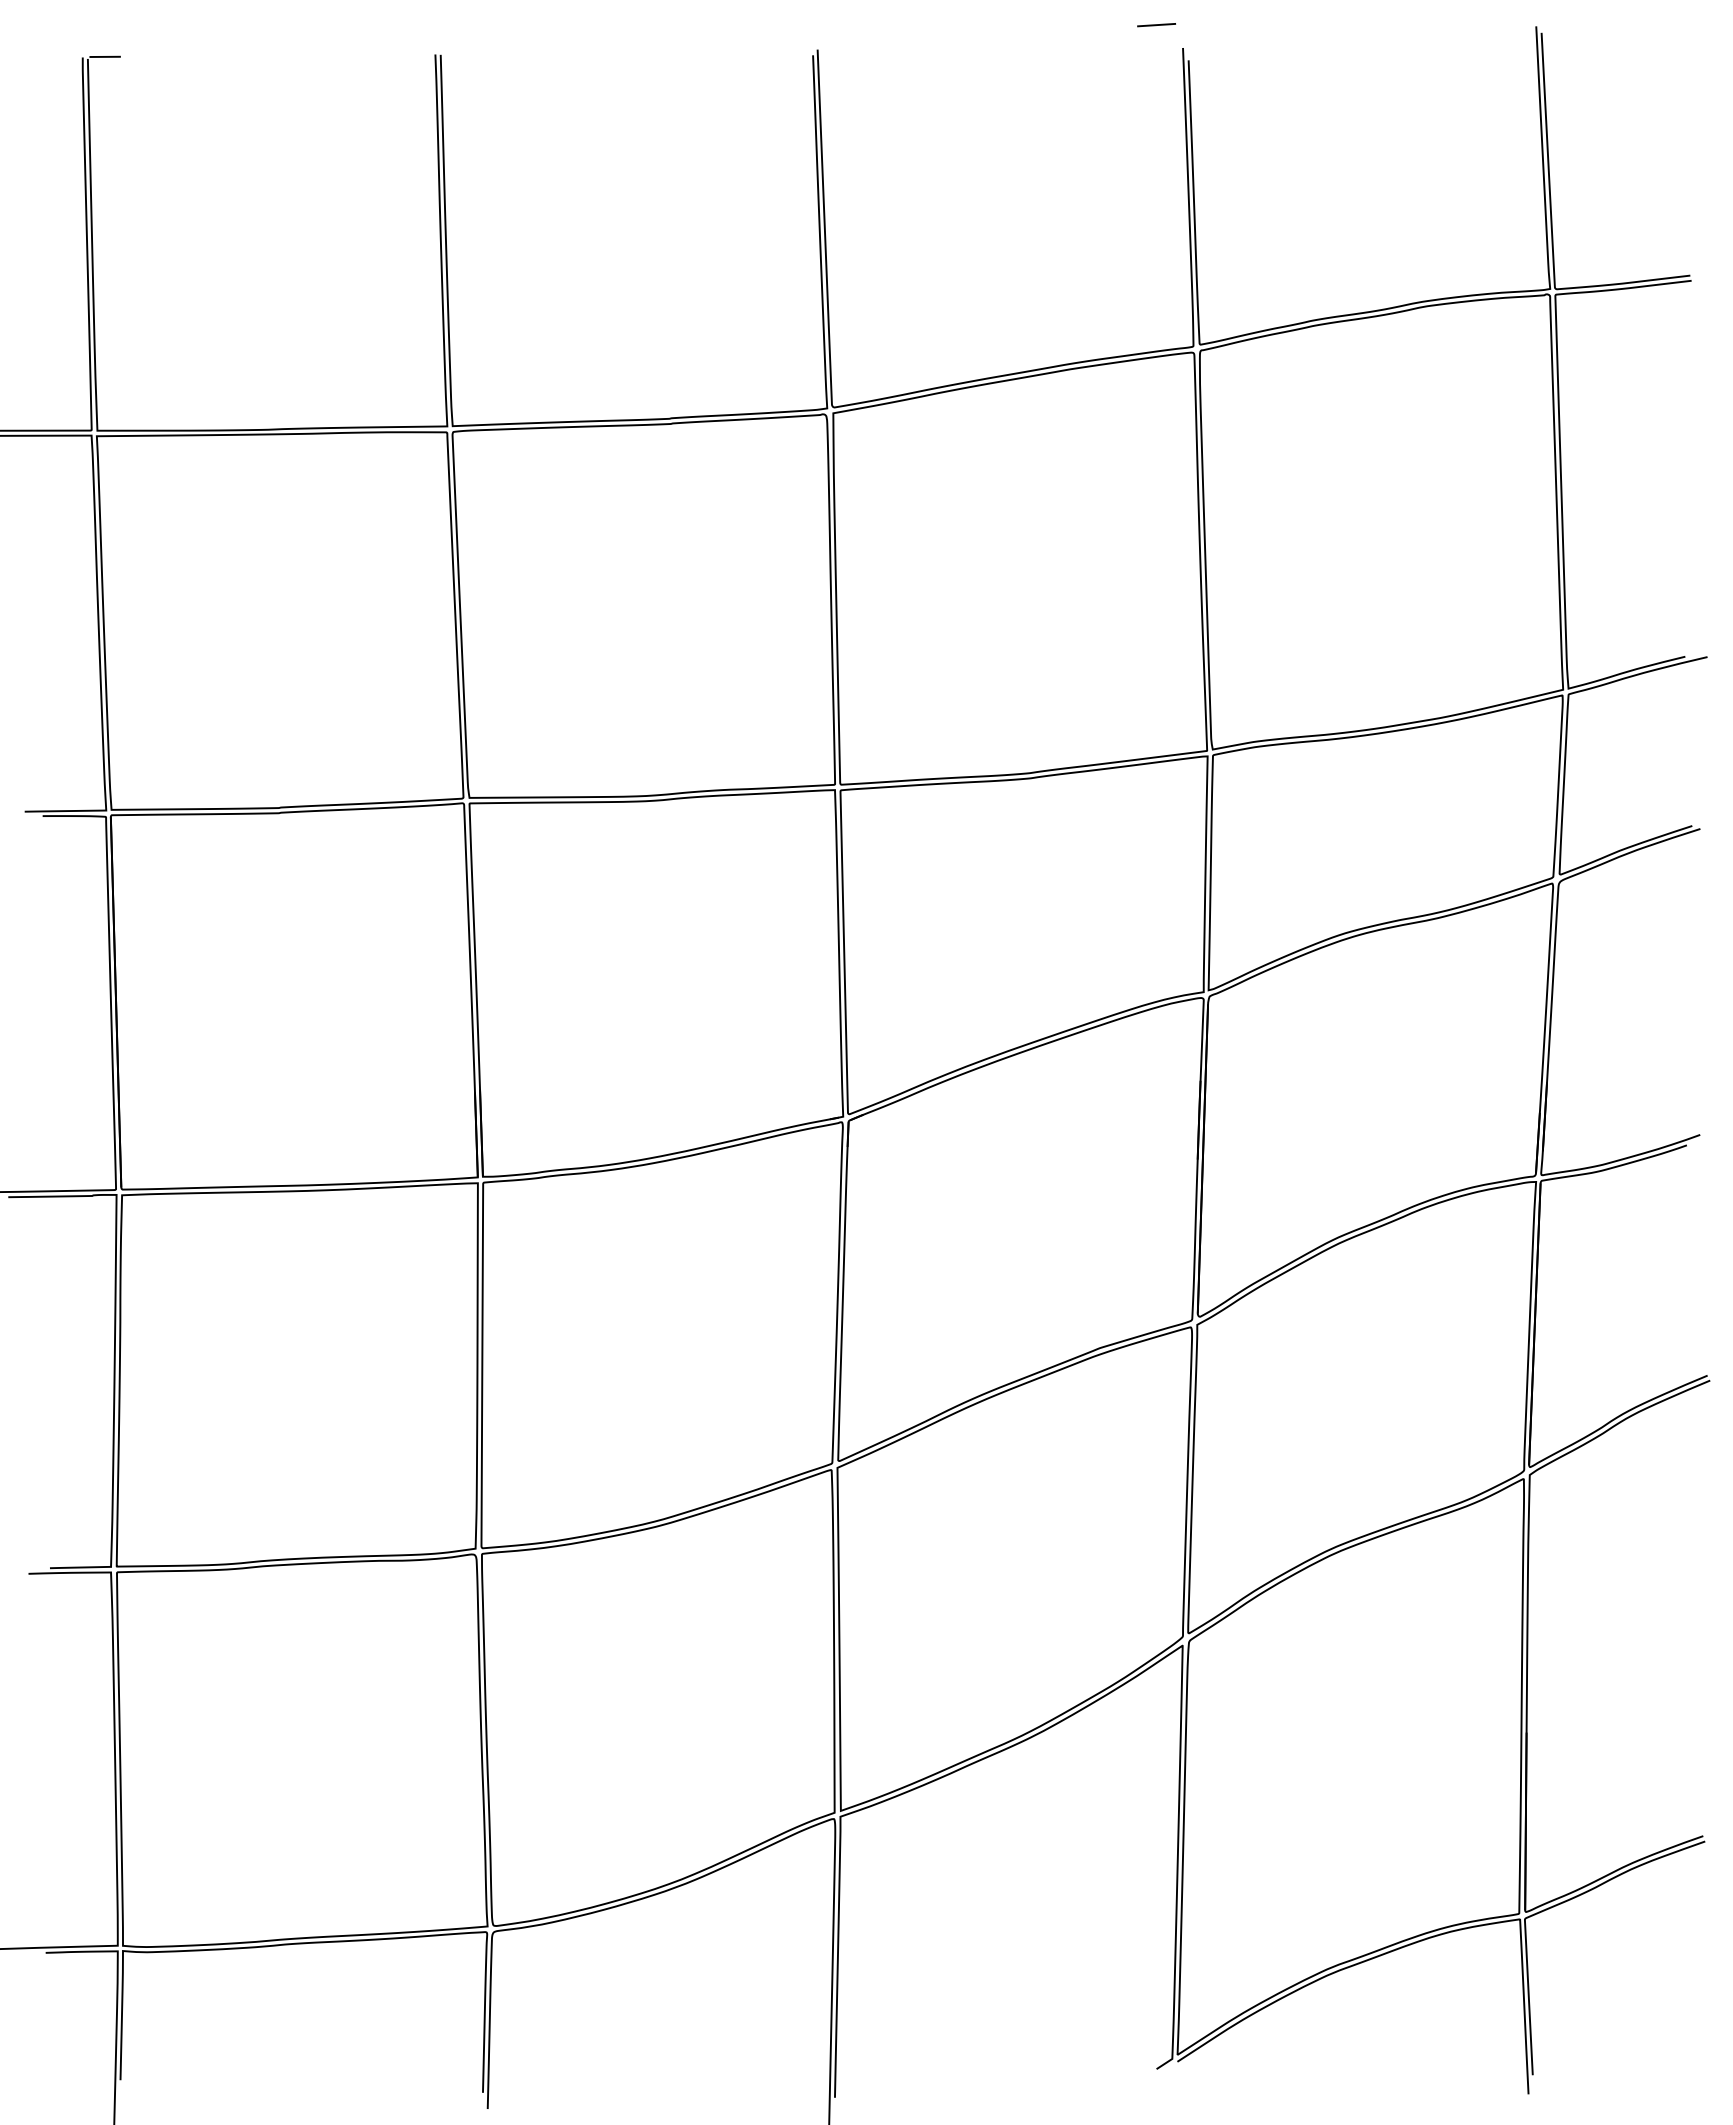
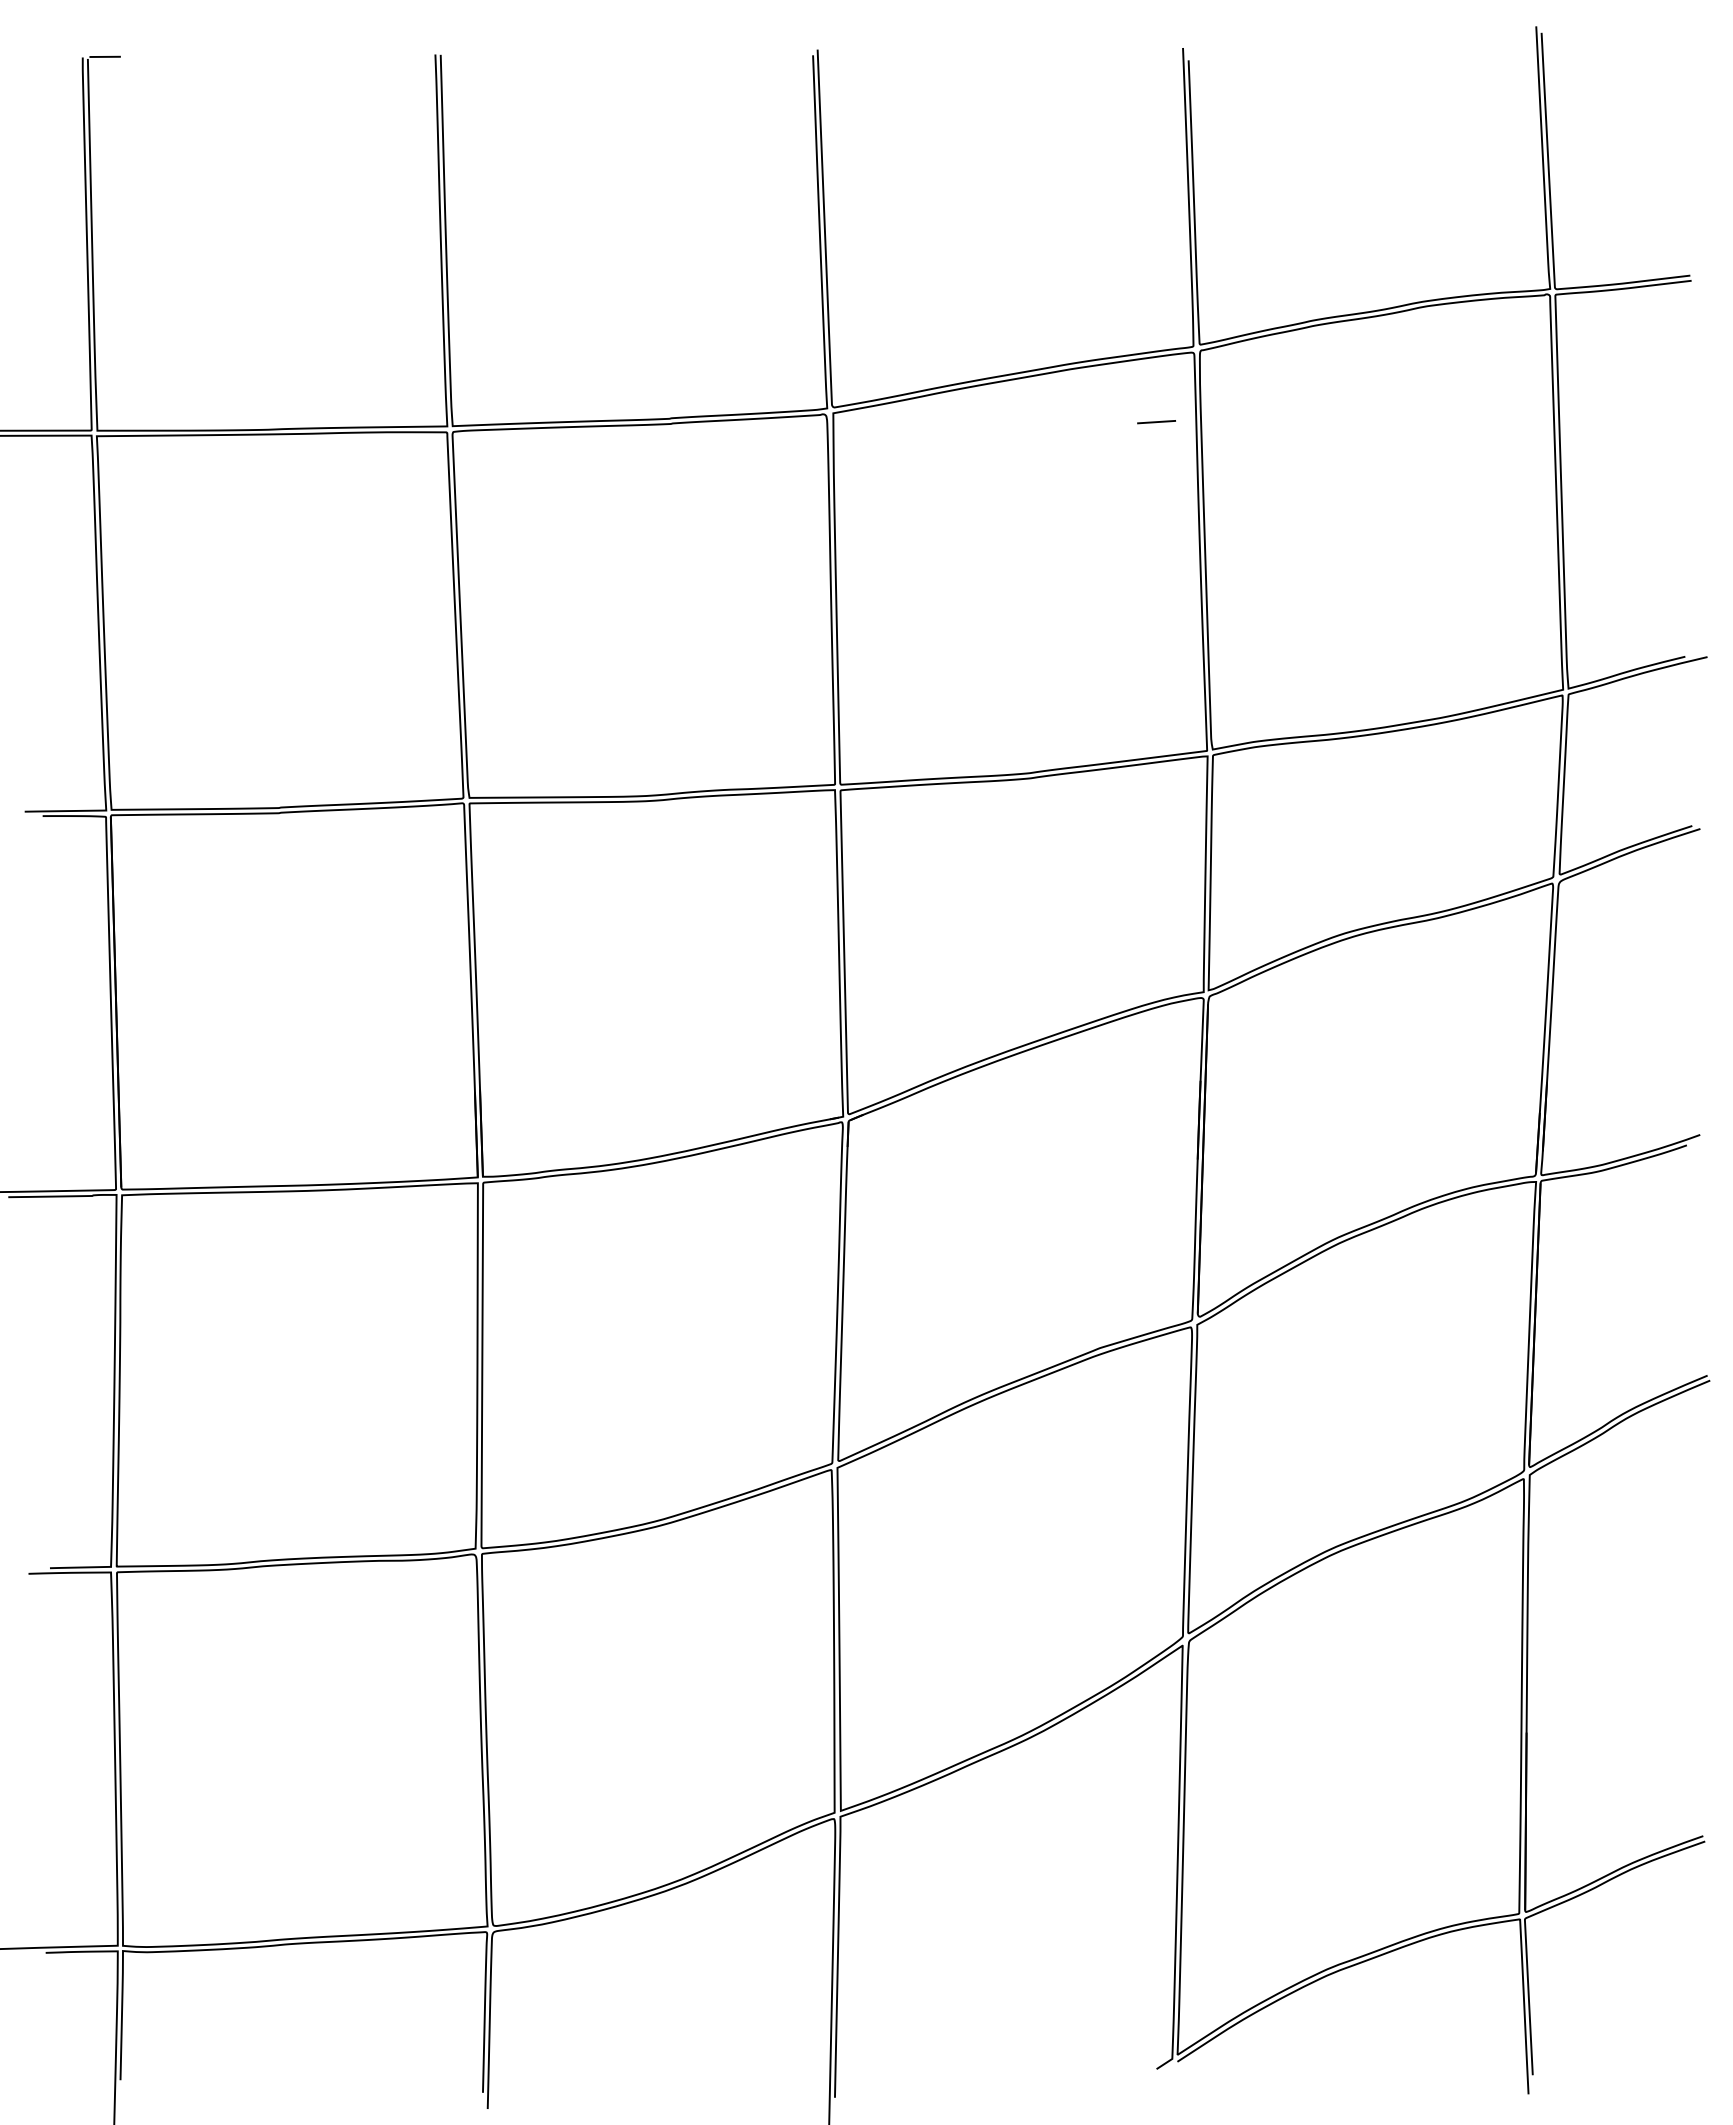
line position: (1156, 25) -> (1156, 422) (1156, 422)
